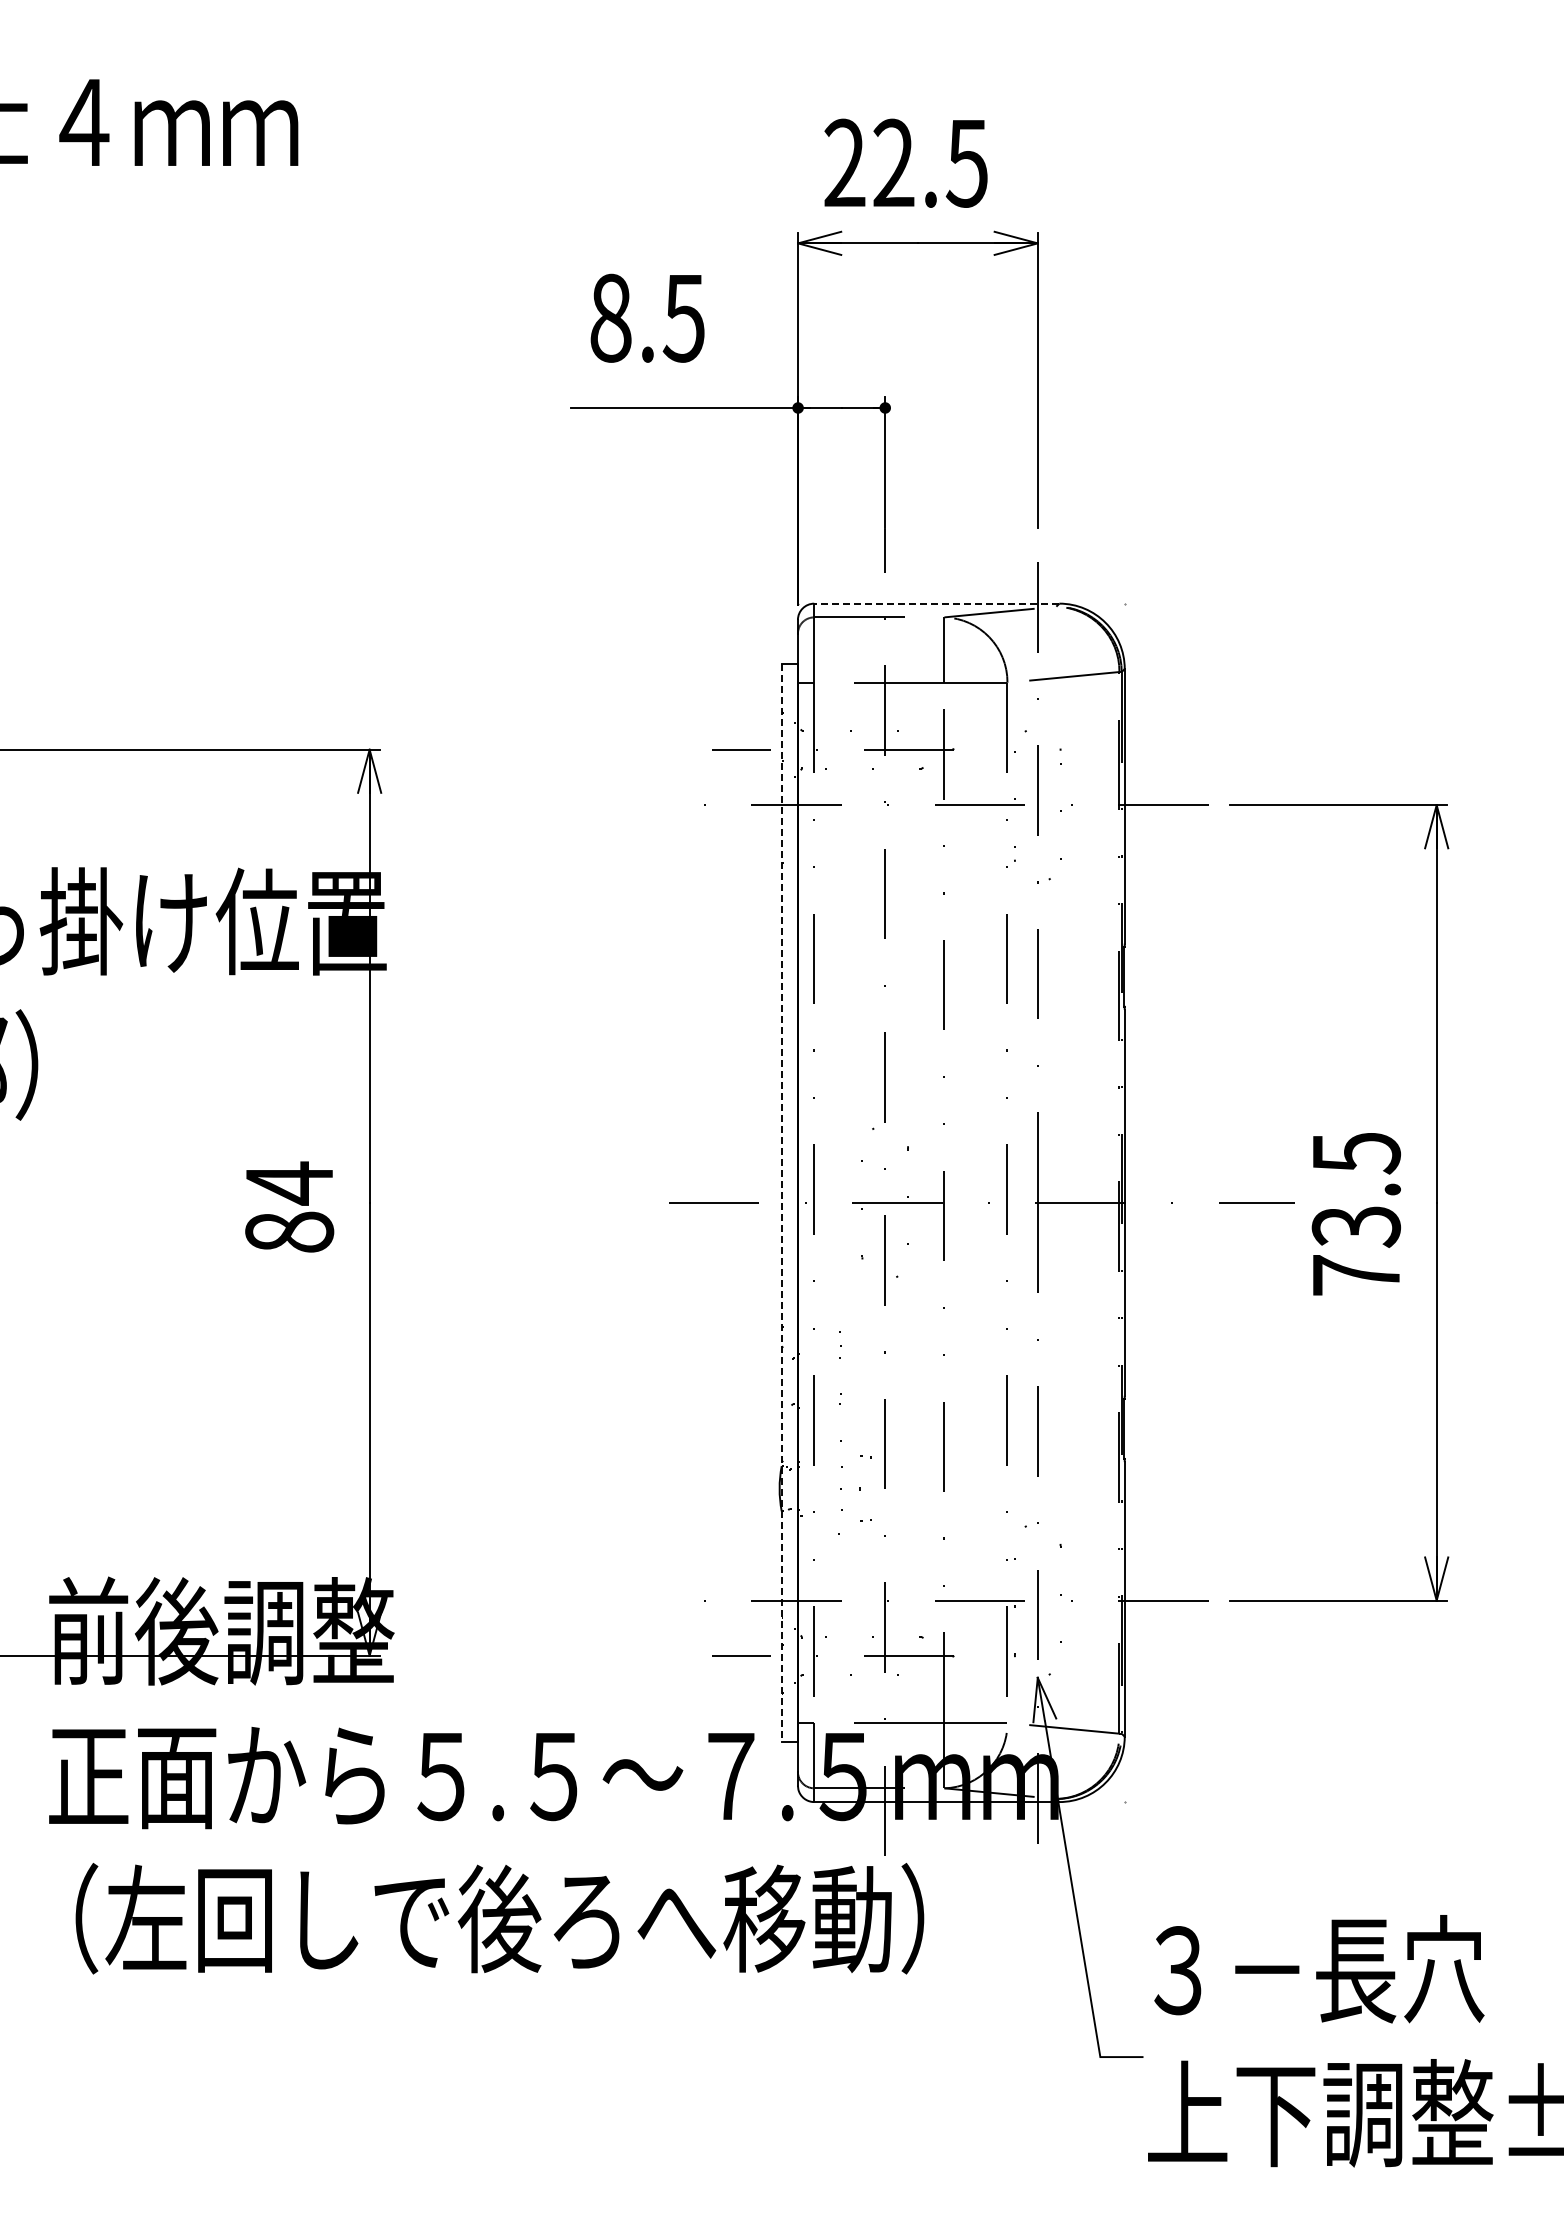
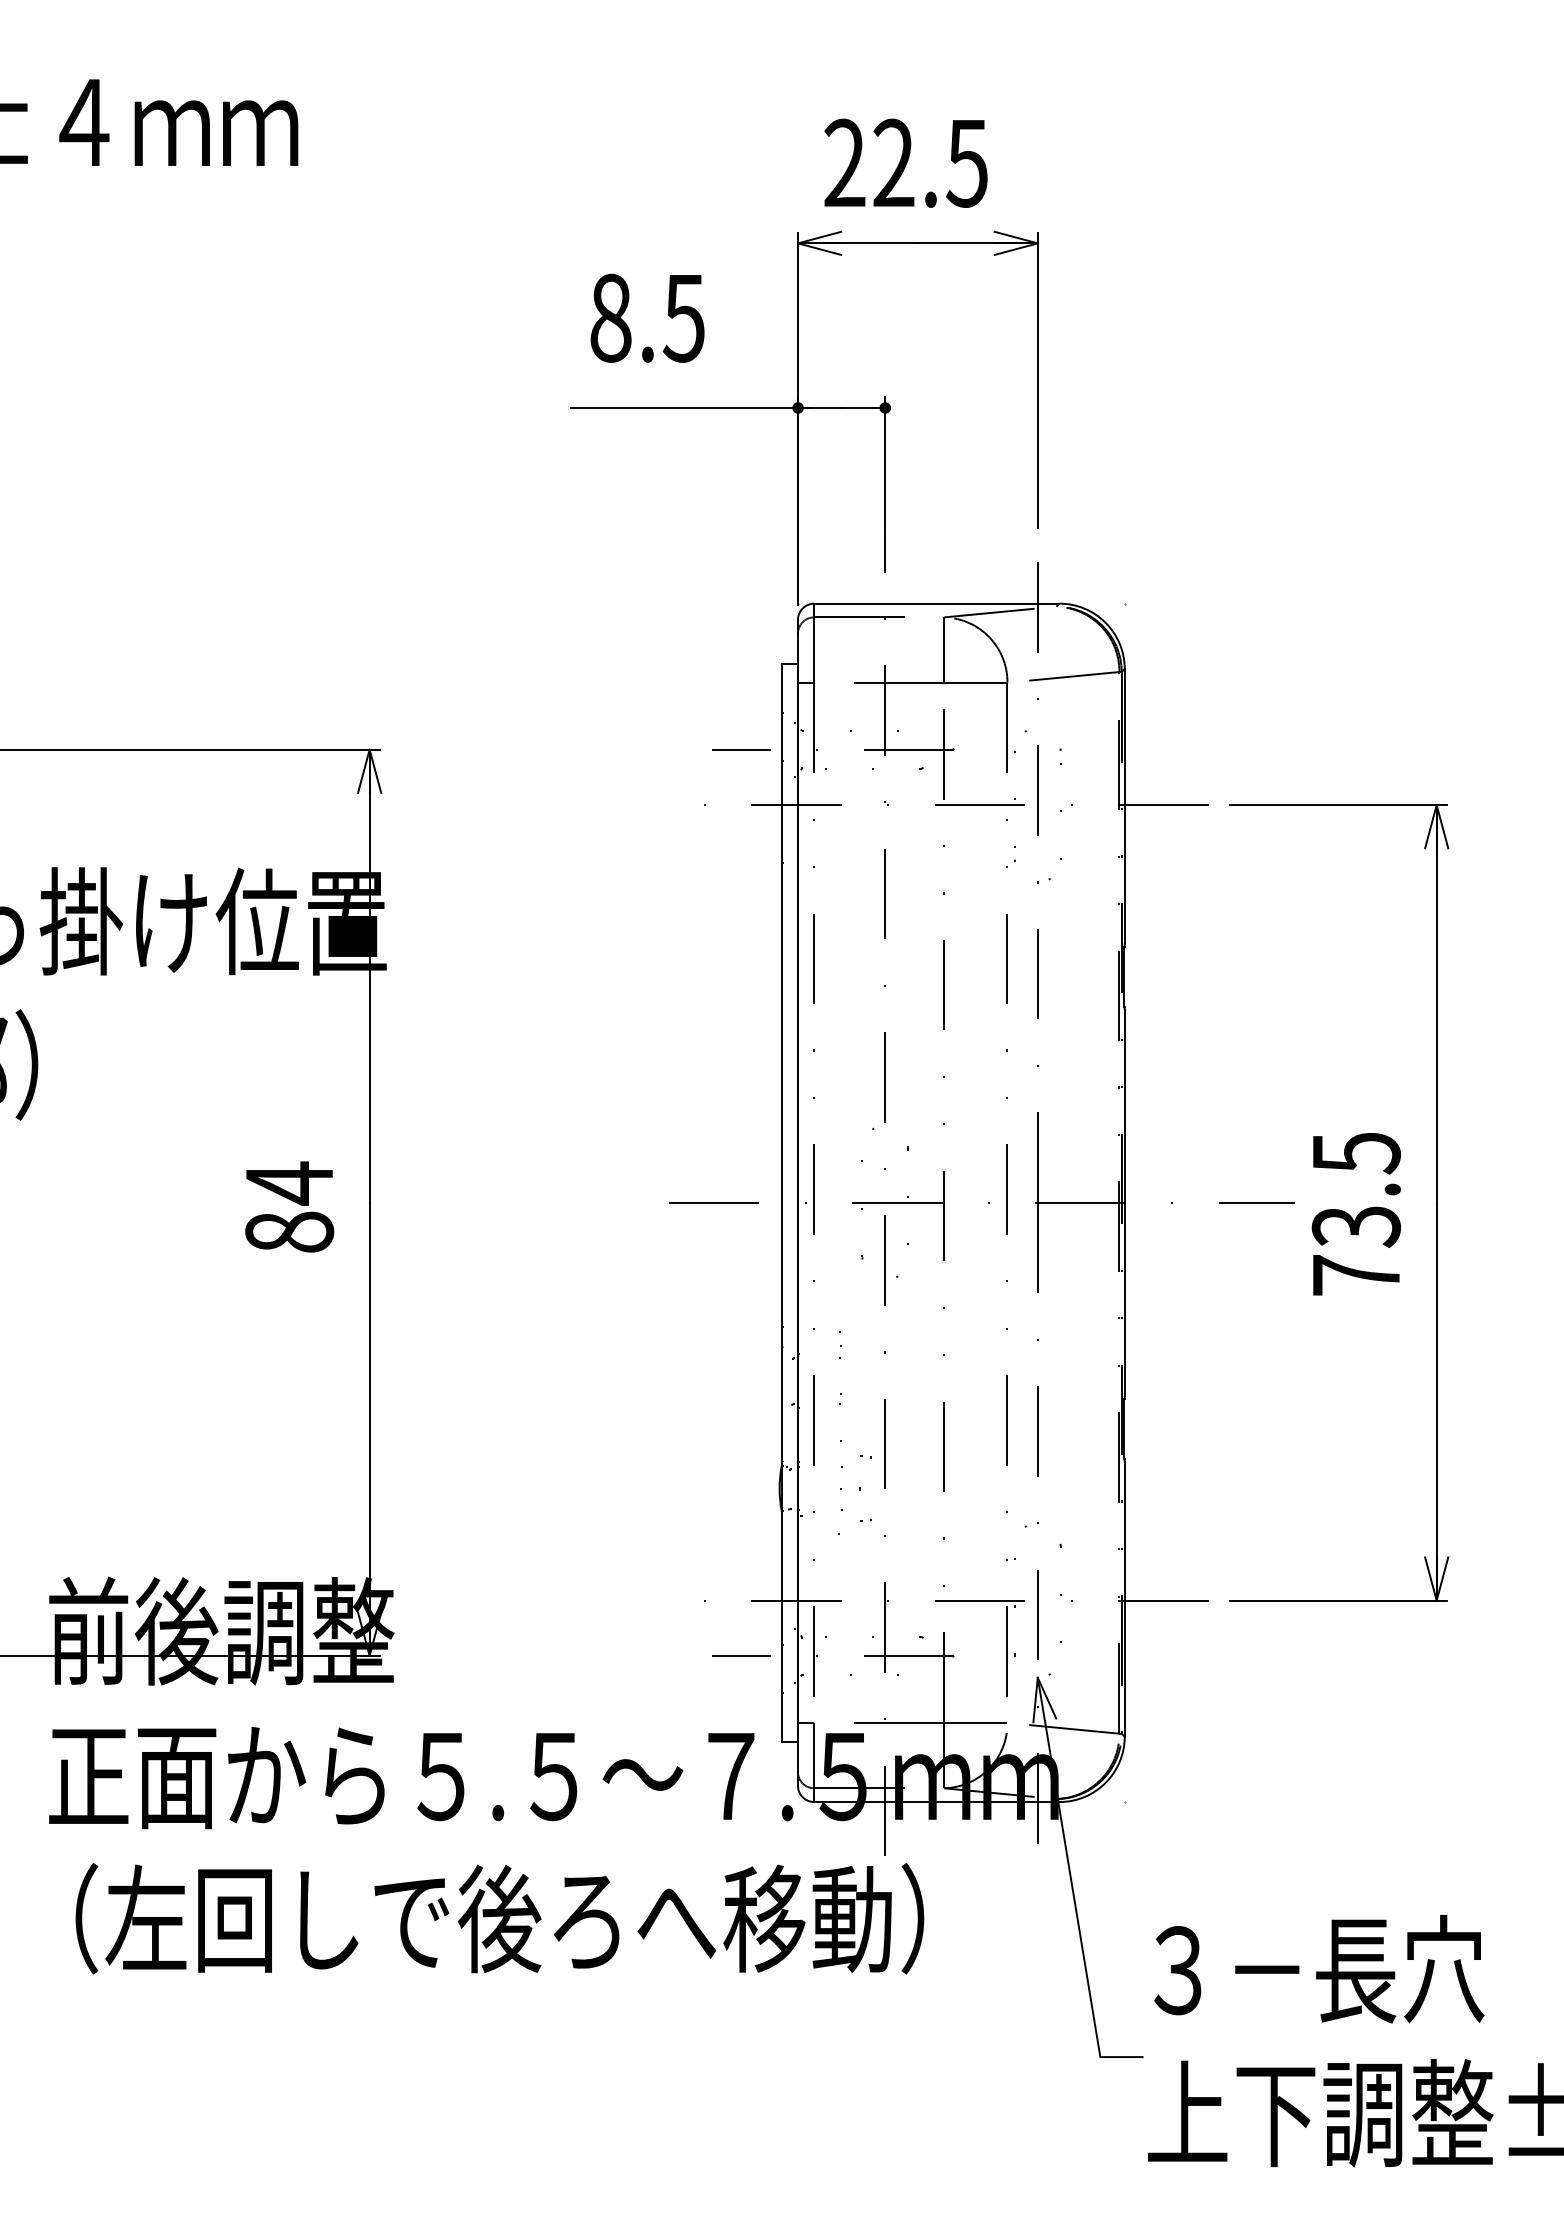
line: dashed -> solid (936, 603)
line: dashed -> solid (781, 1203)
